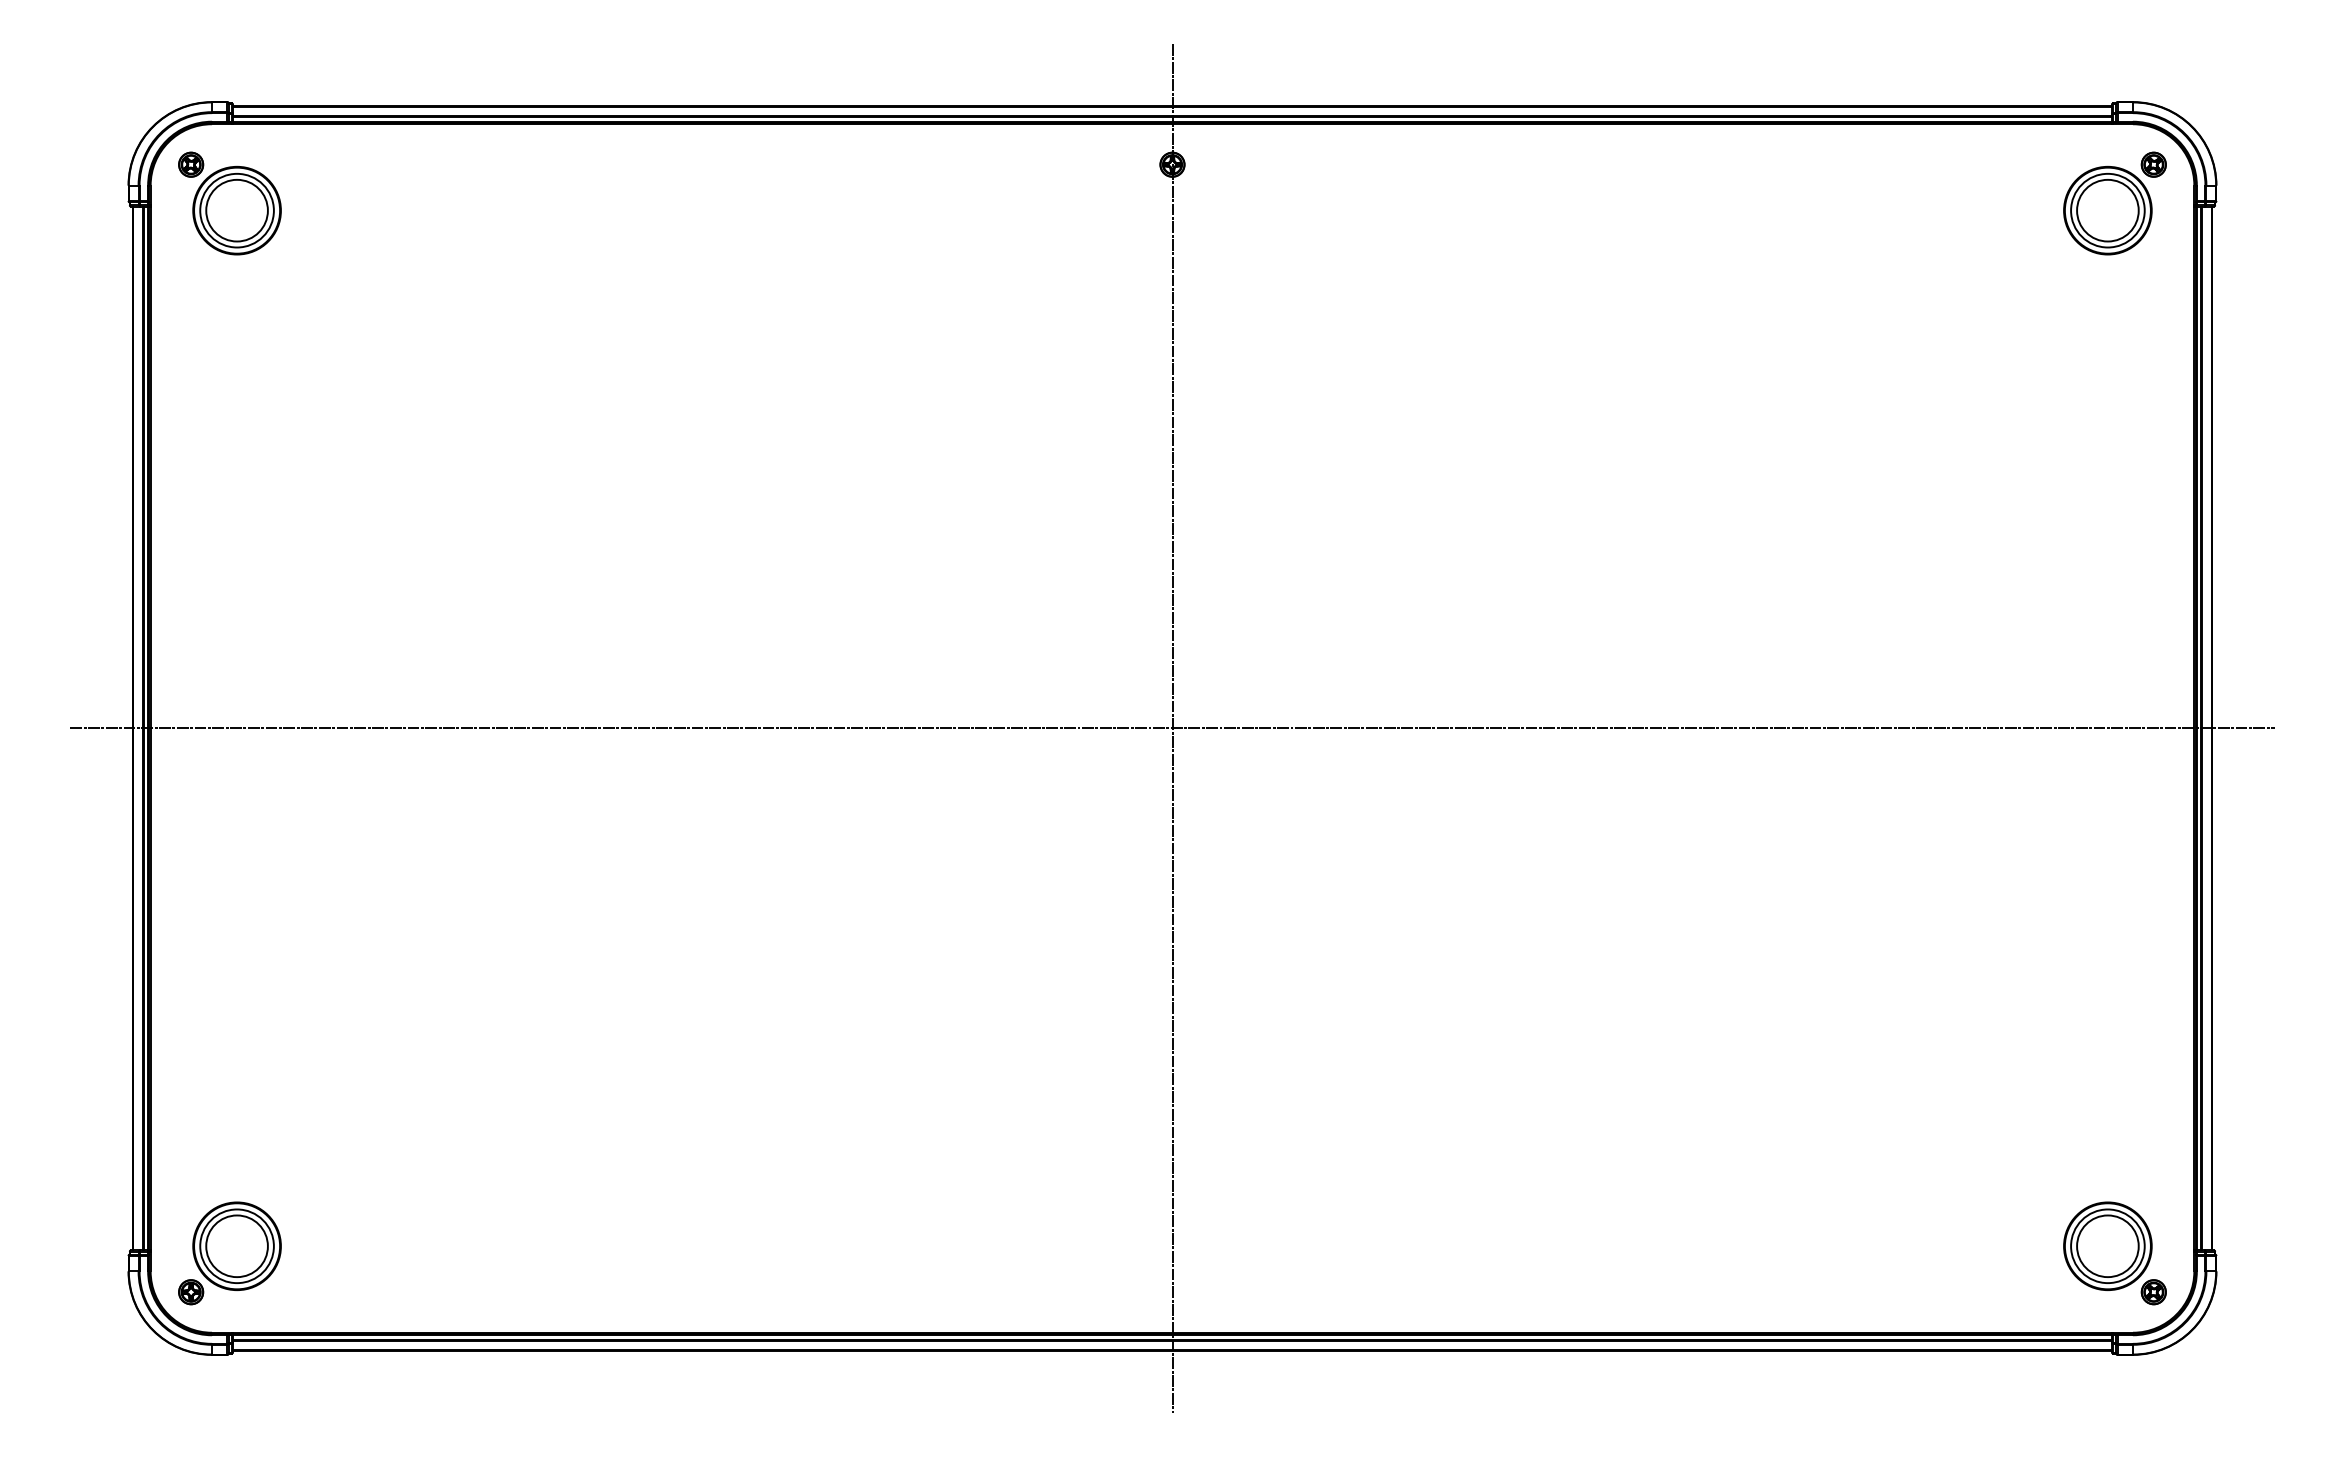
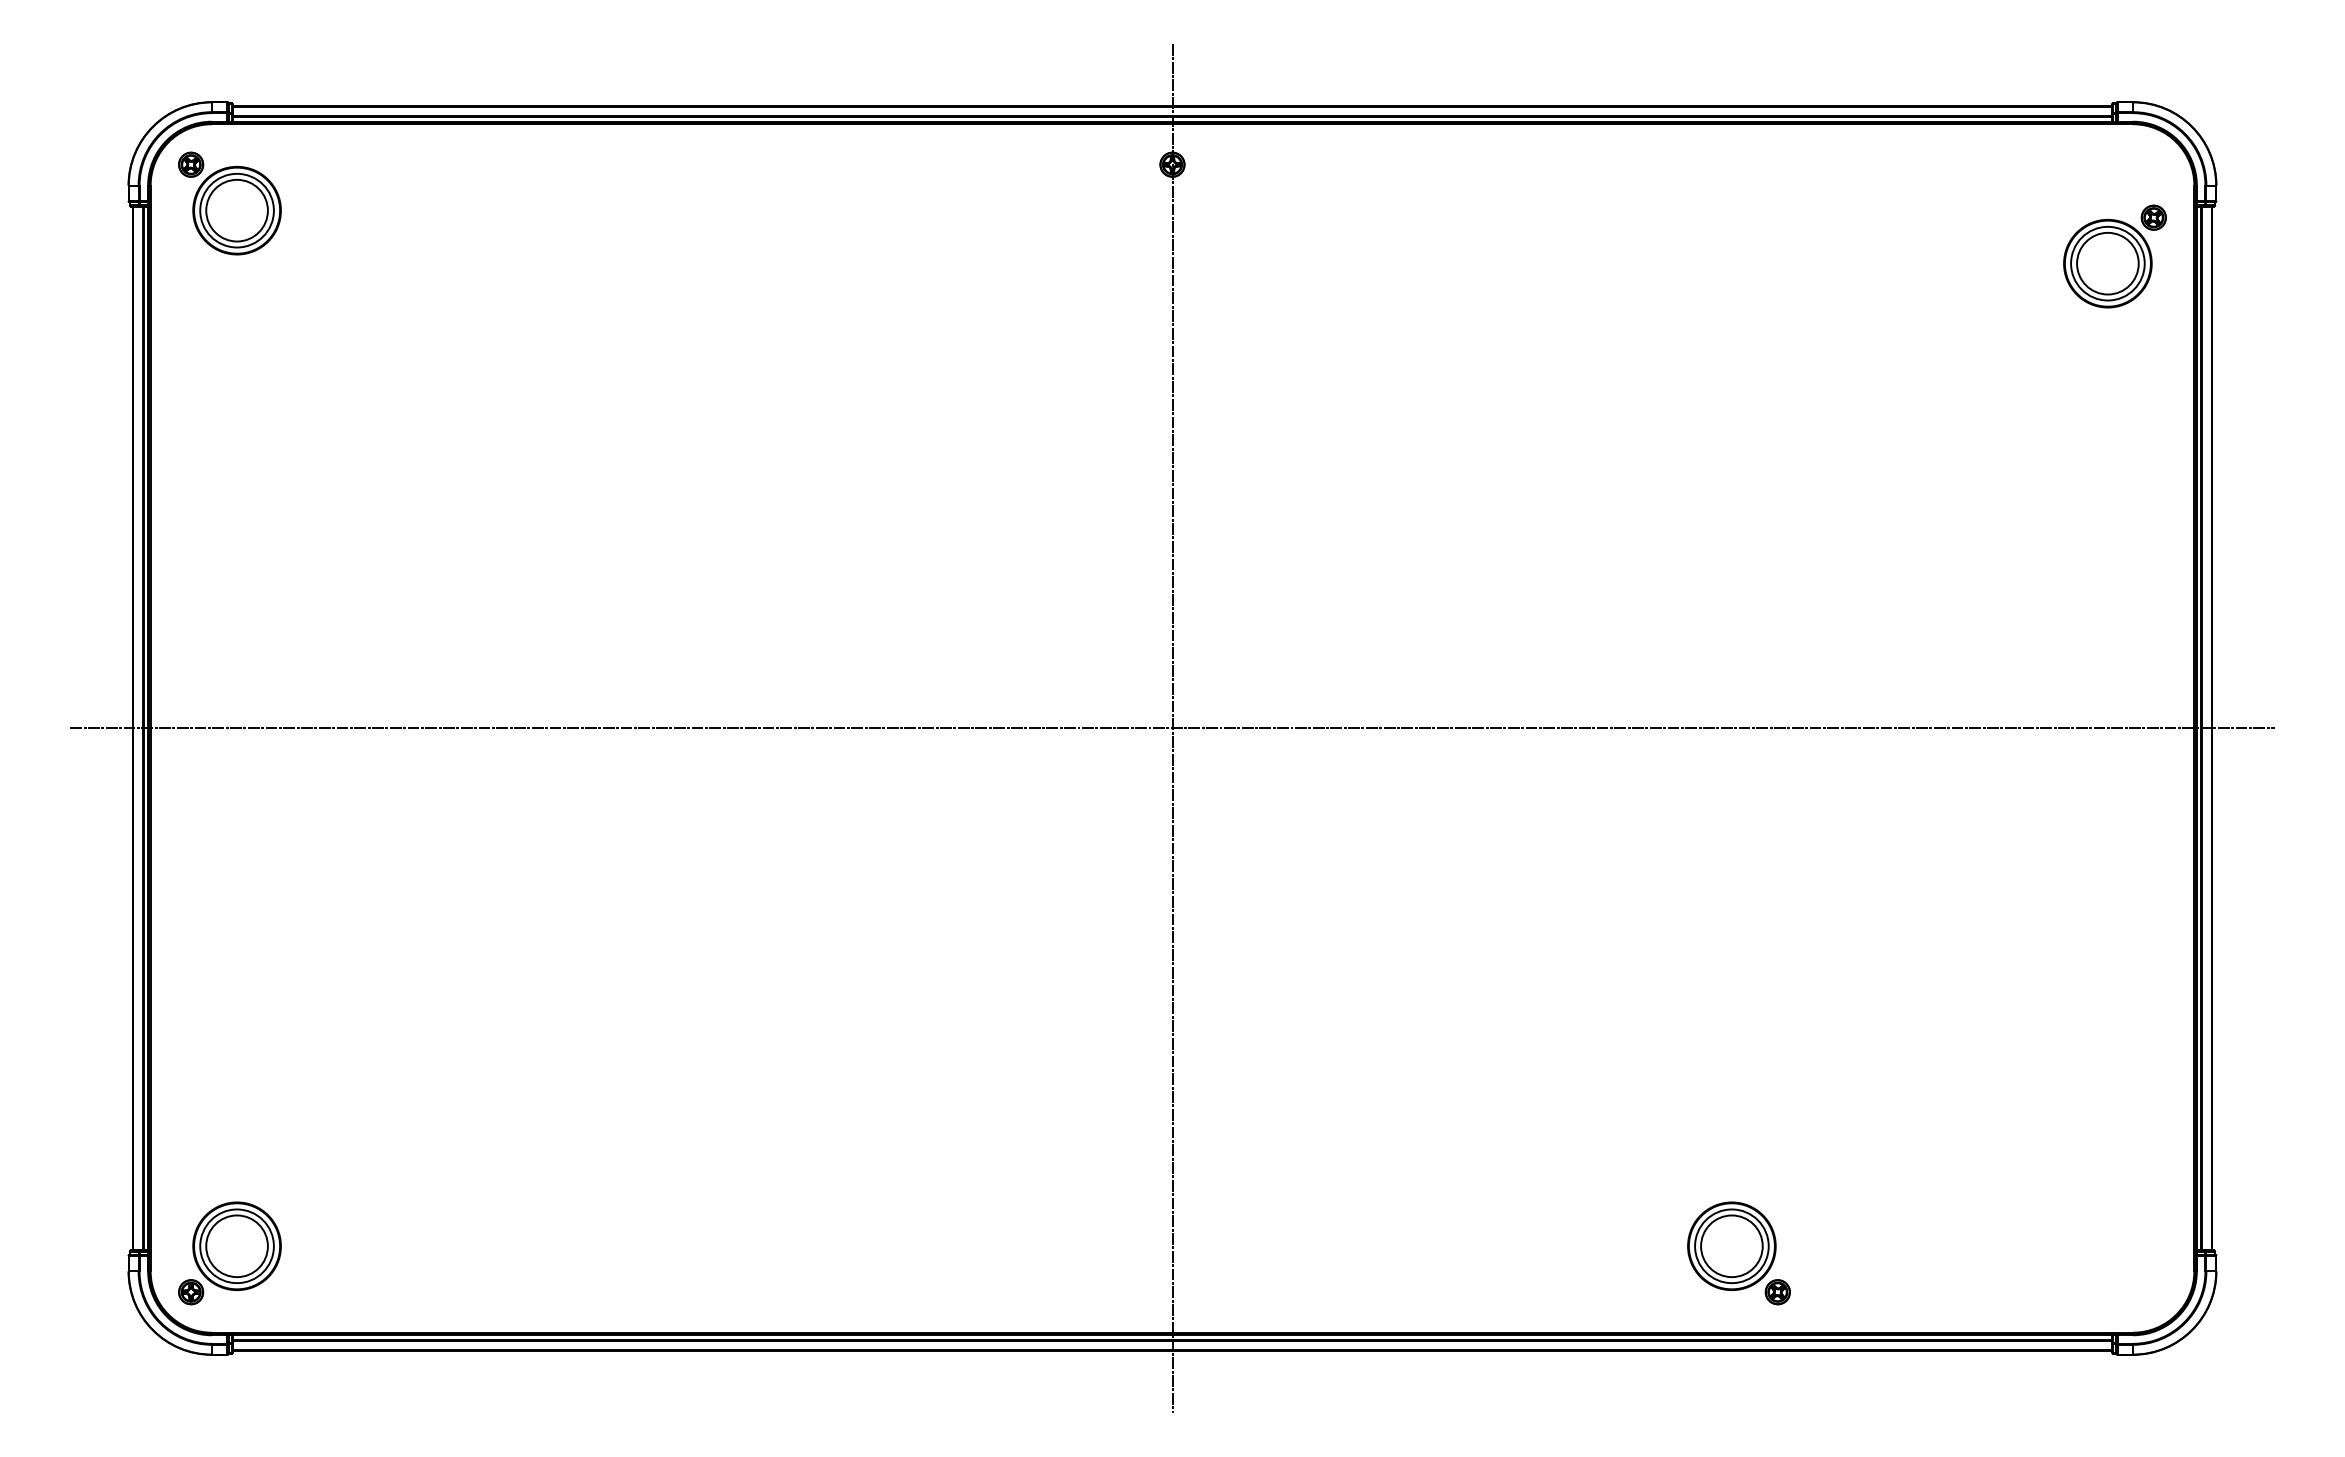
part position: (2114, 203) -> (2114, 256) (2114, 256)
part position: (2114, 1253) -> (1738, 1253) (1738, 1253)
